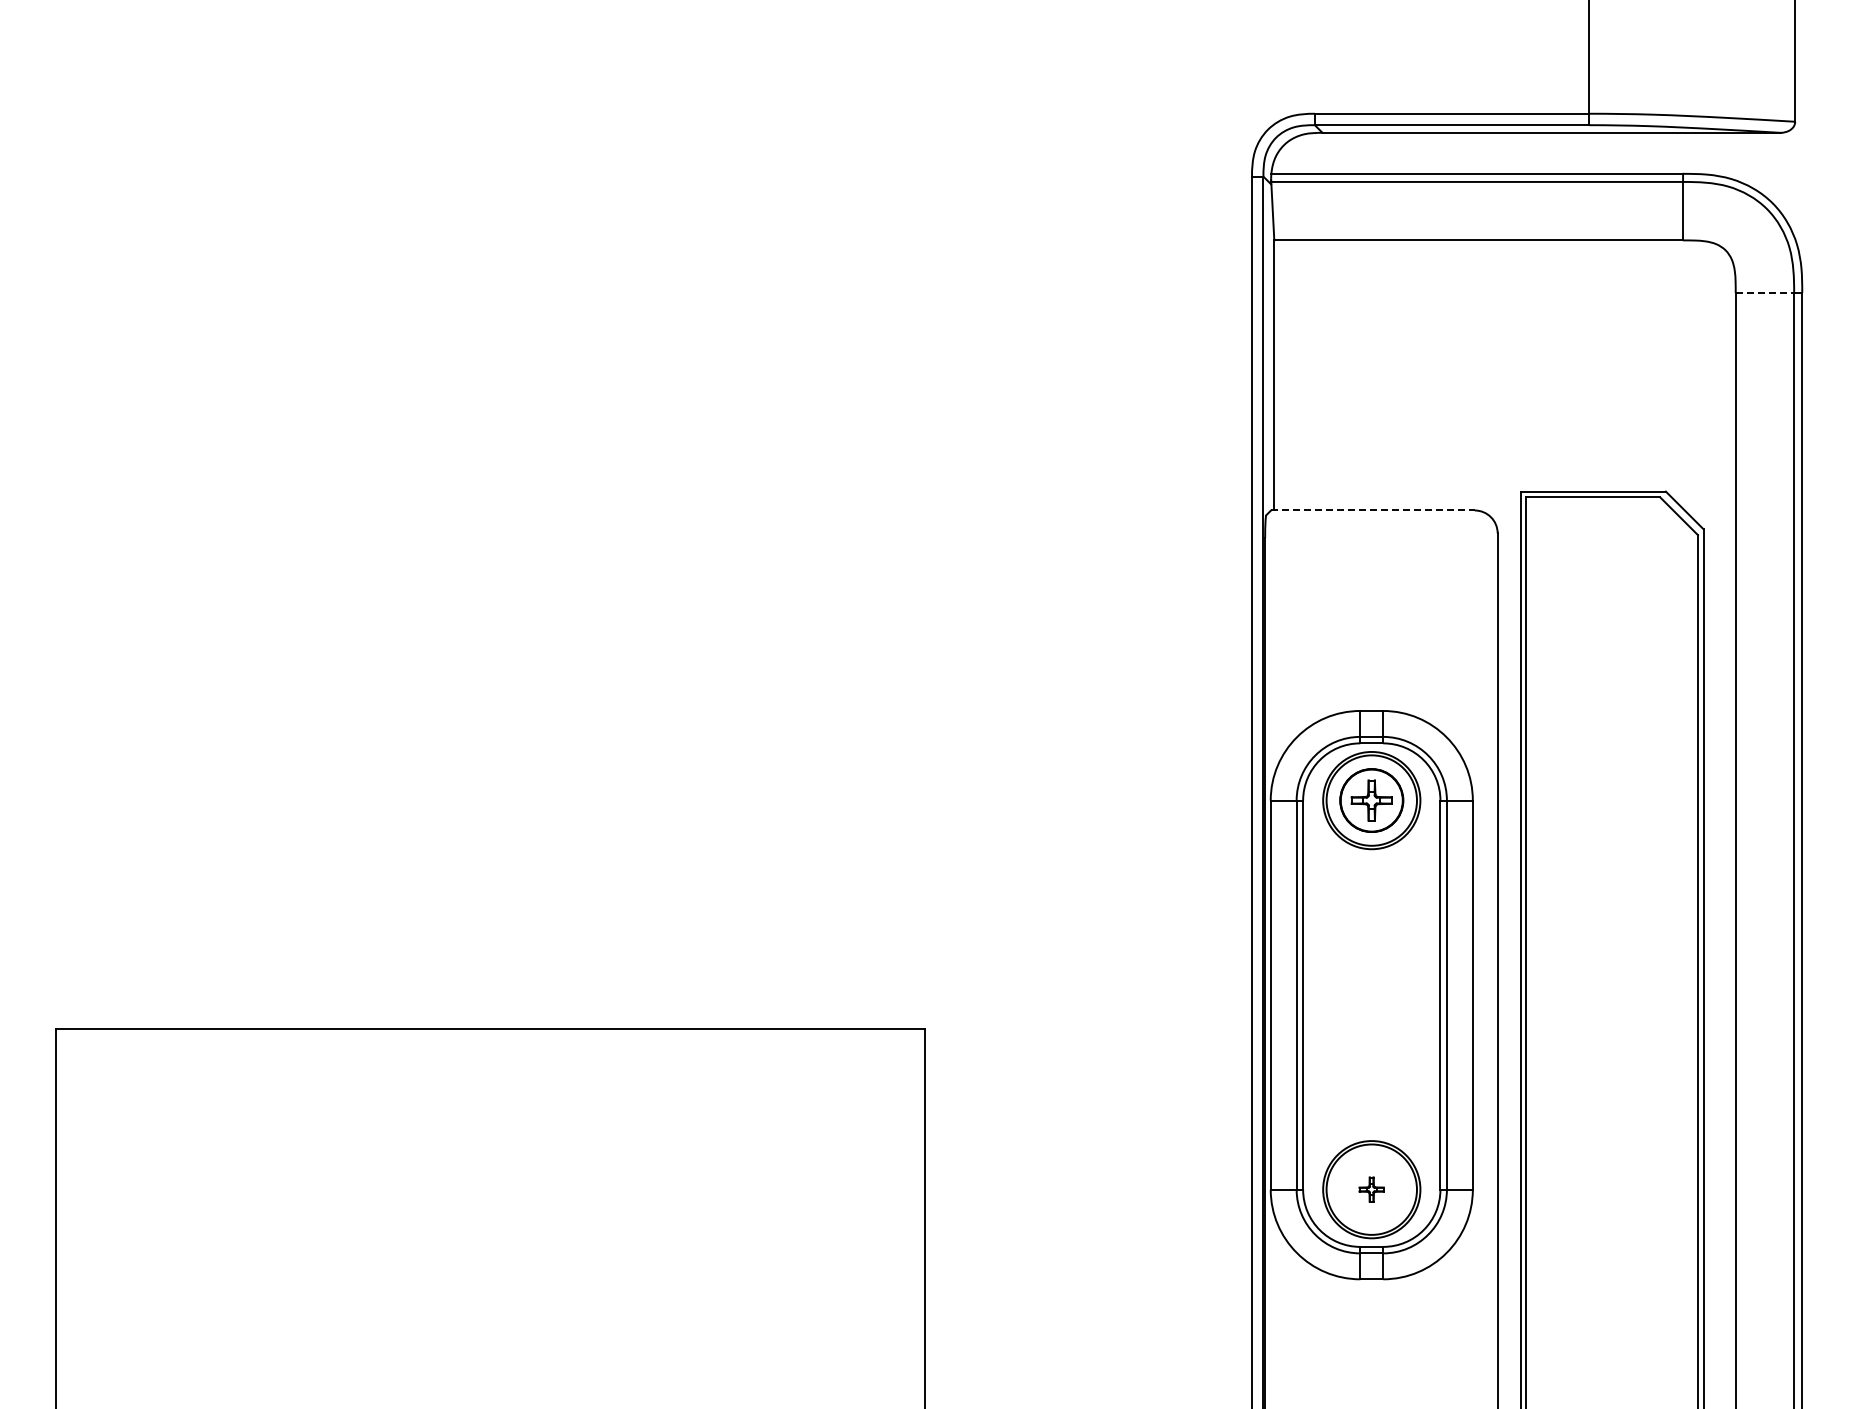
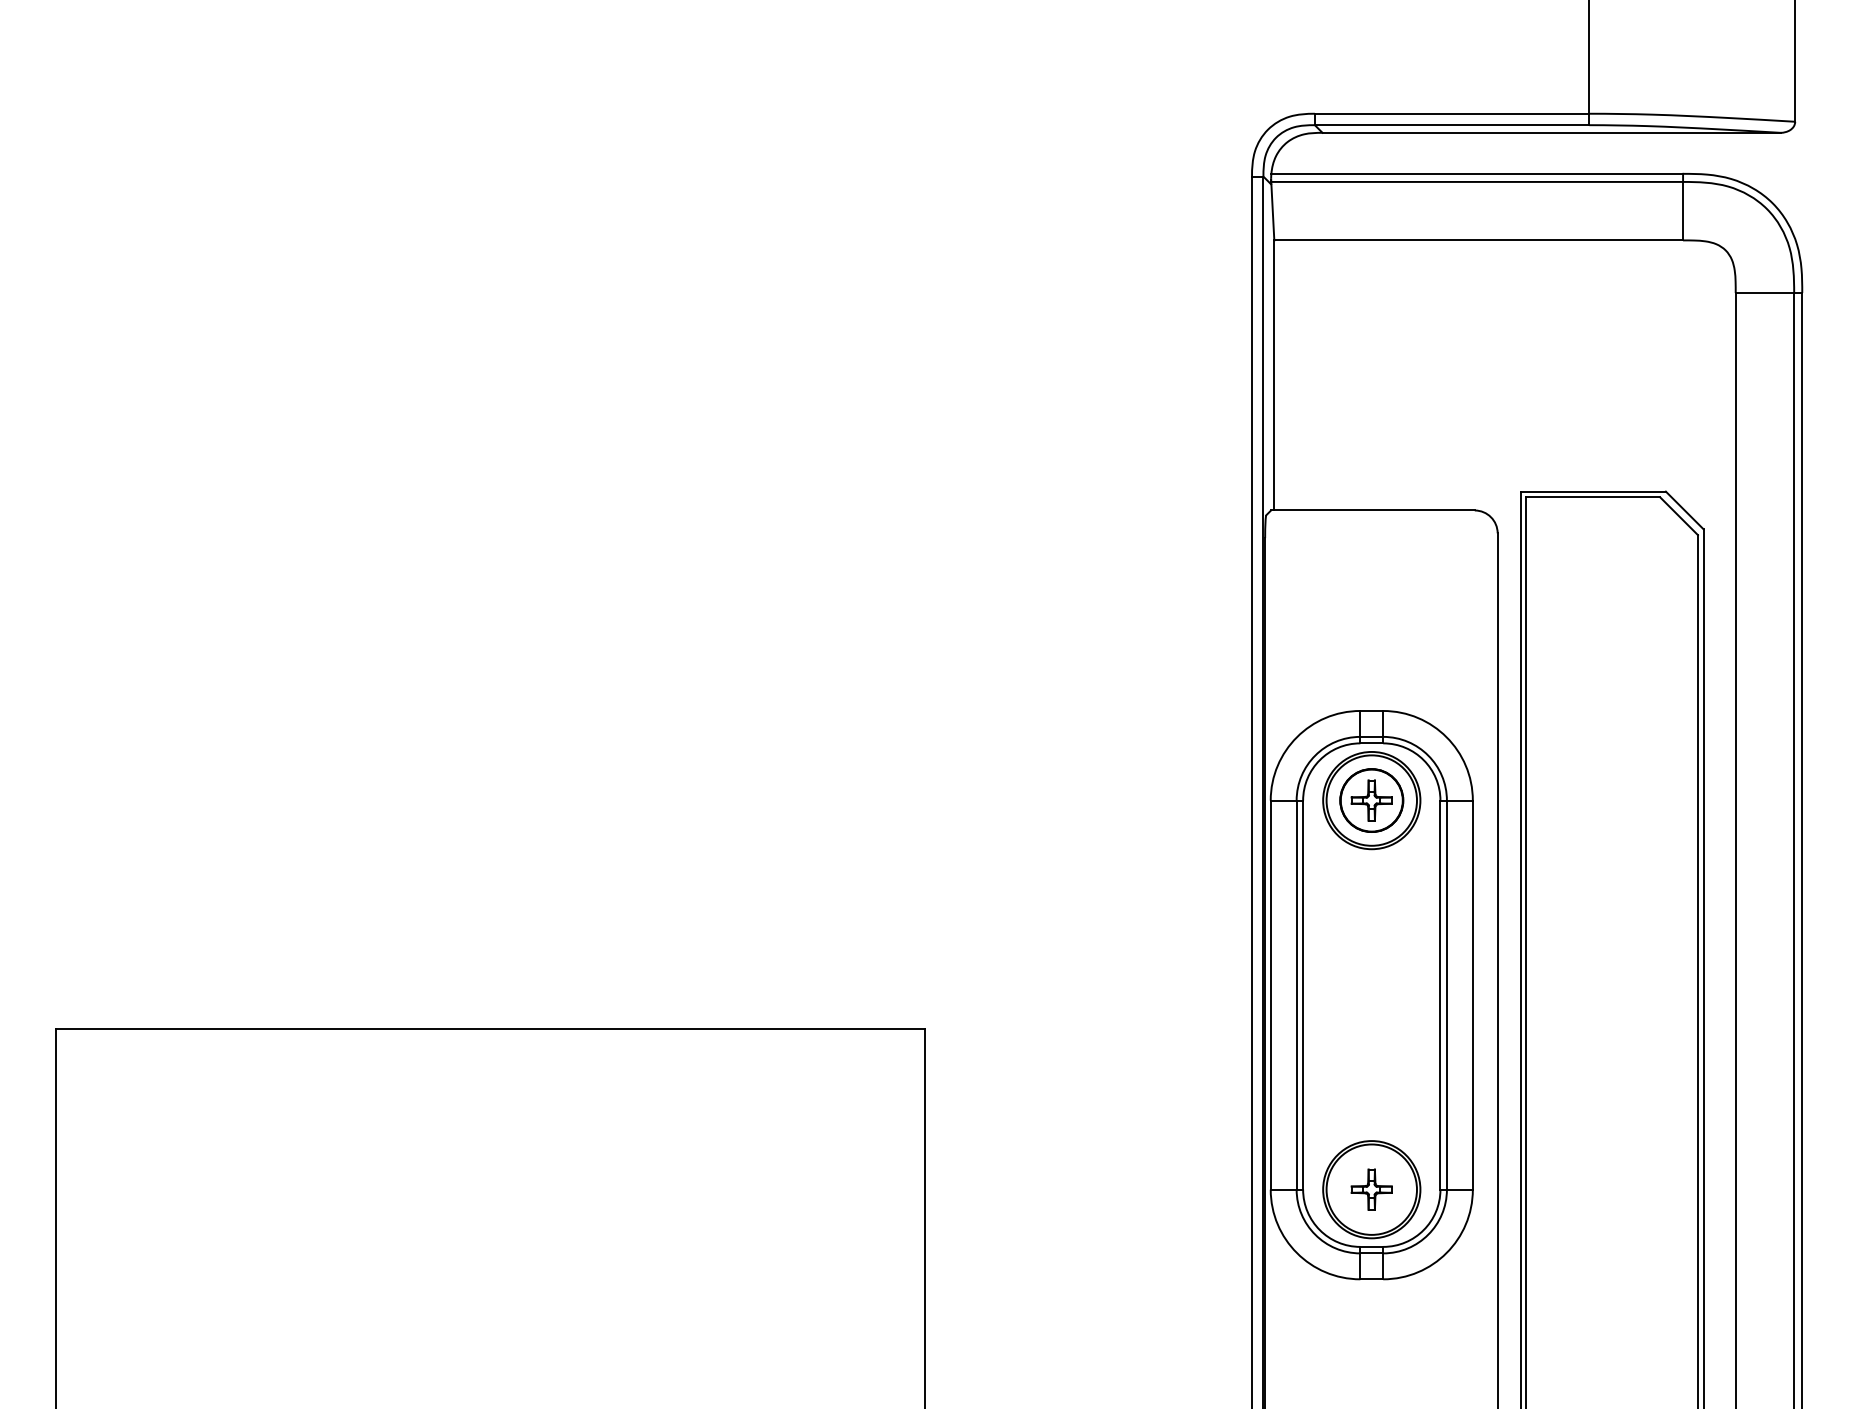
line: dashed -> solid (1765, 293)
line: dashed -> solid (1372, 510)
part size: 27x27 px -> 43x43 px (1371, 1189)
